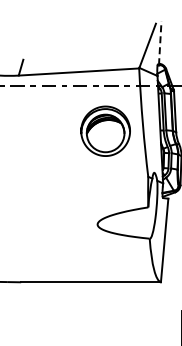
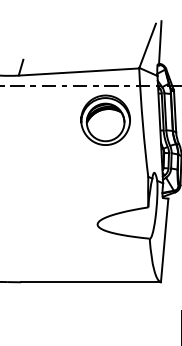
line: dashed -> solid (160, 42)
part position: (105, 130) -> (105, 119) (105, 119)
